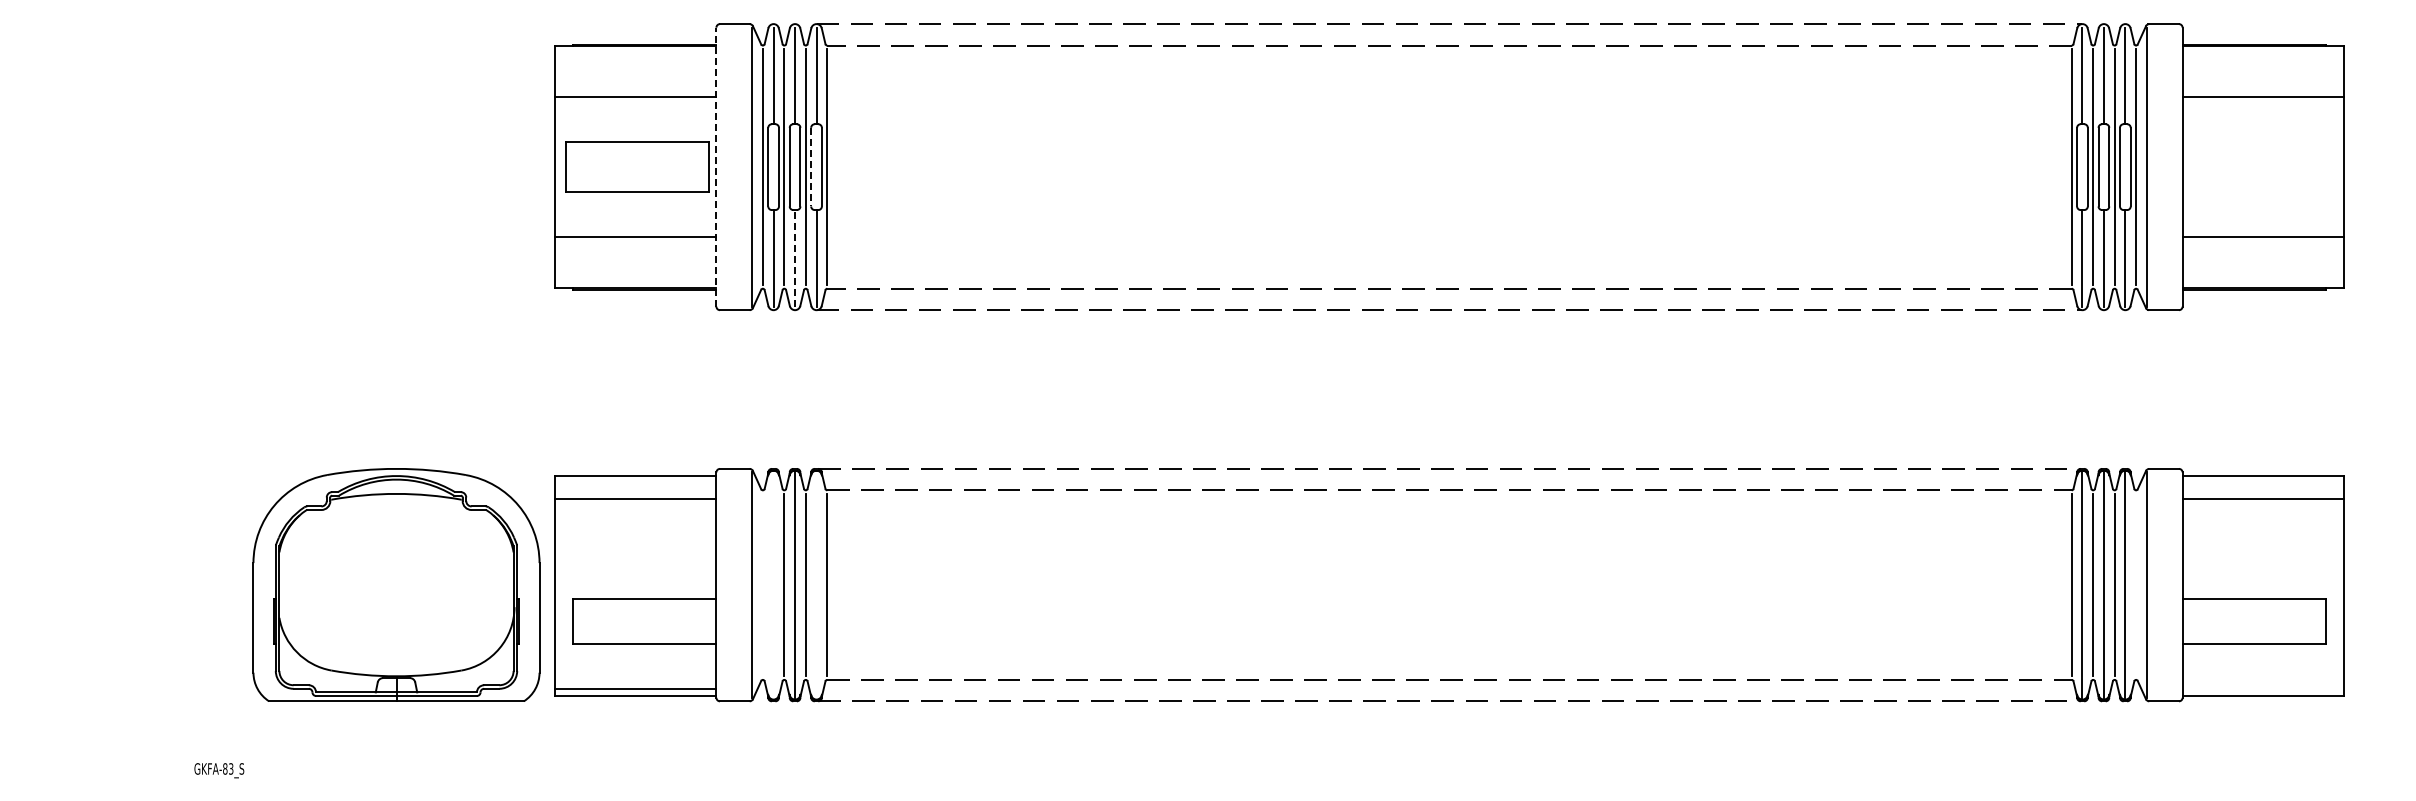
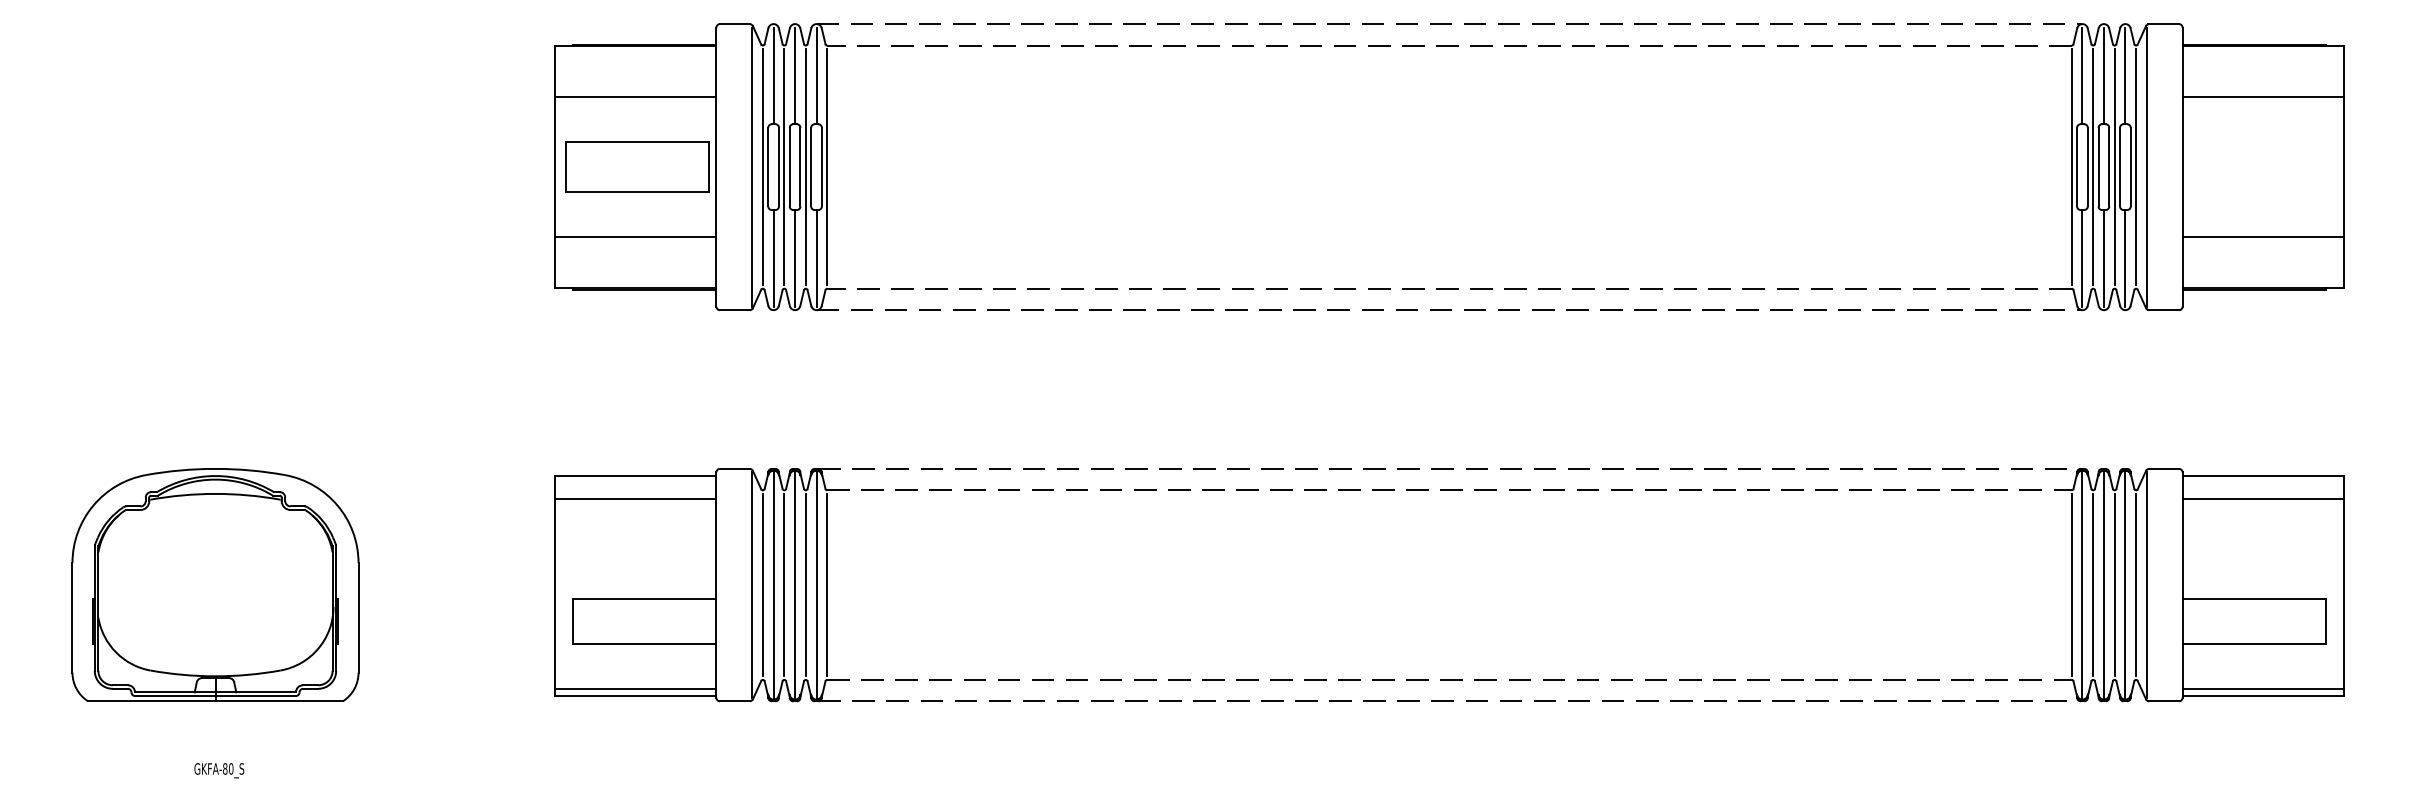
line: dashed -> solid (716, 166)
line: dashed -> solid (811, 167)
line: dashed -> solid (795, 257)
part position: (396, 584) -> (215, 584) (215, 584)
line: none -> present (762, 584)
line: none -> present (773, 584)
line: none -> present (816, 584)
line: none -> present (2136, 584)
line: none -> present (2262, 688)
text: GKFA-83_S -> GKFA-80_S (231, 768)
